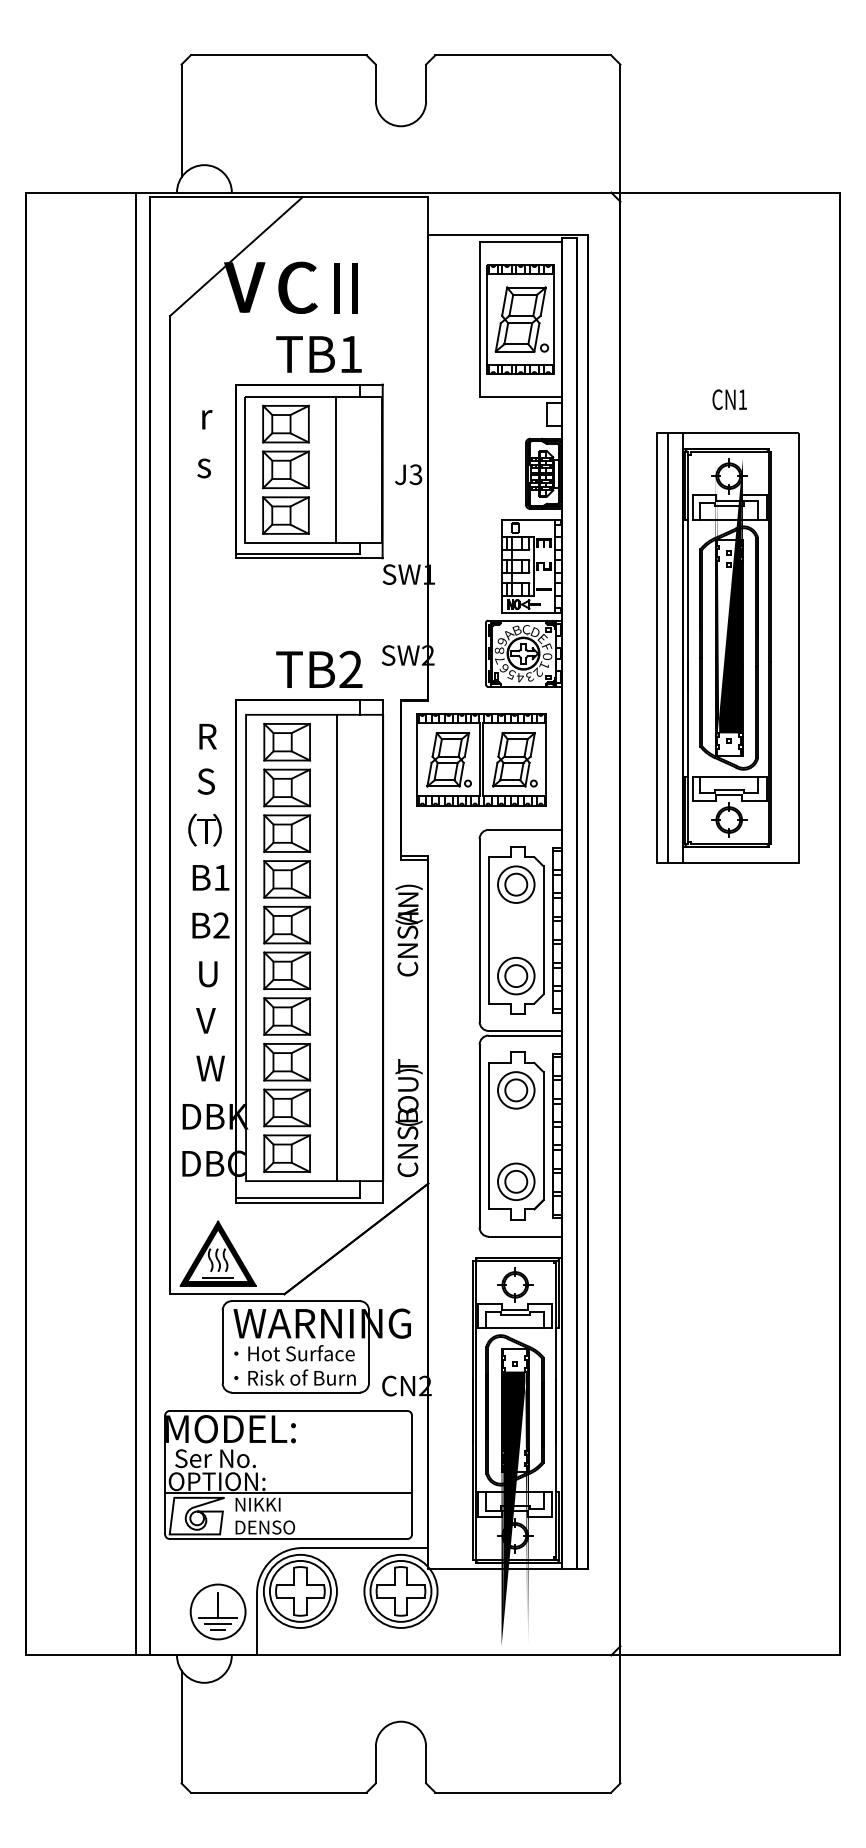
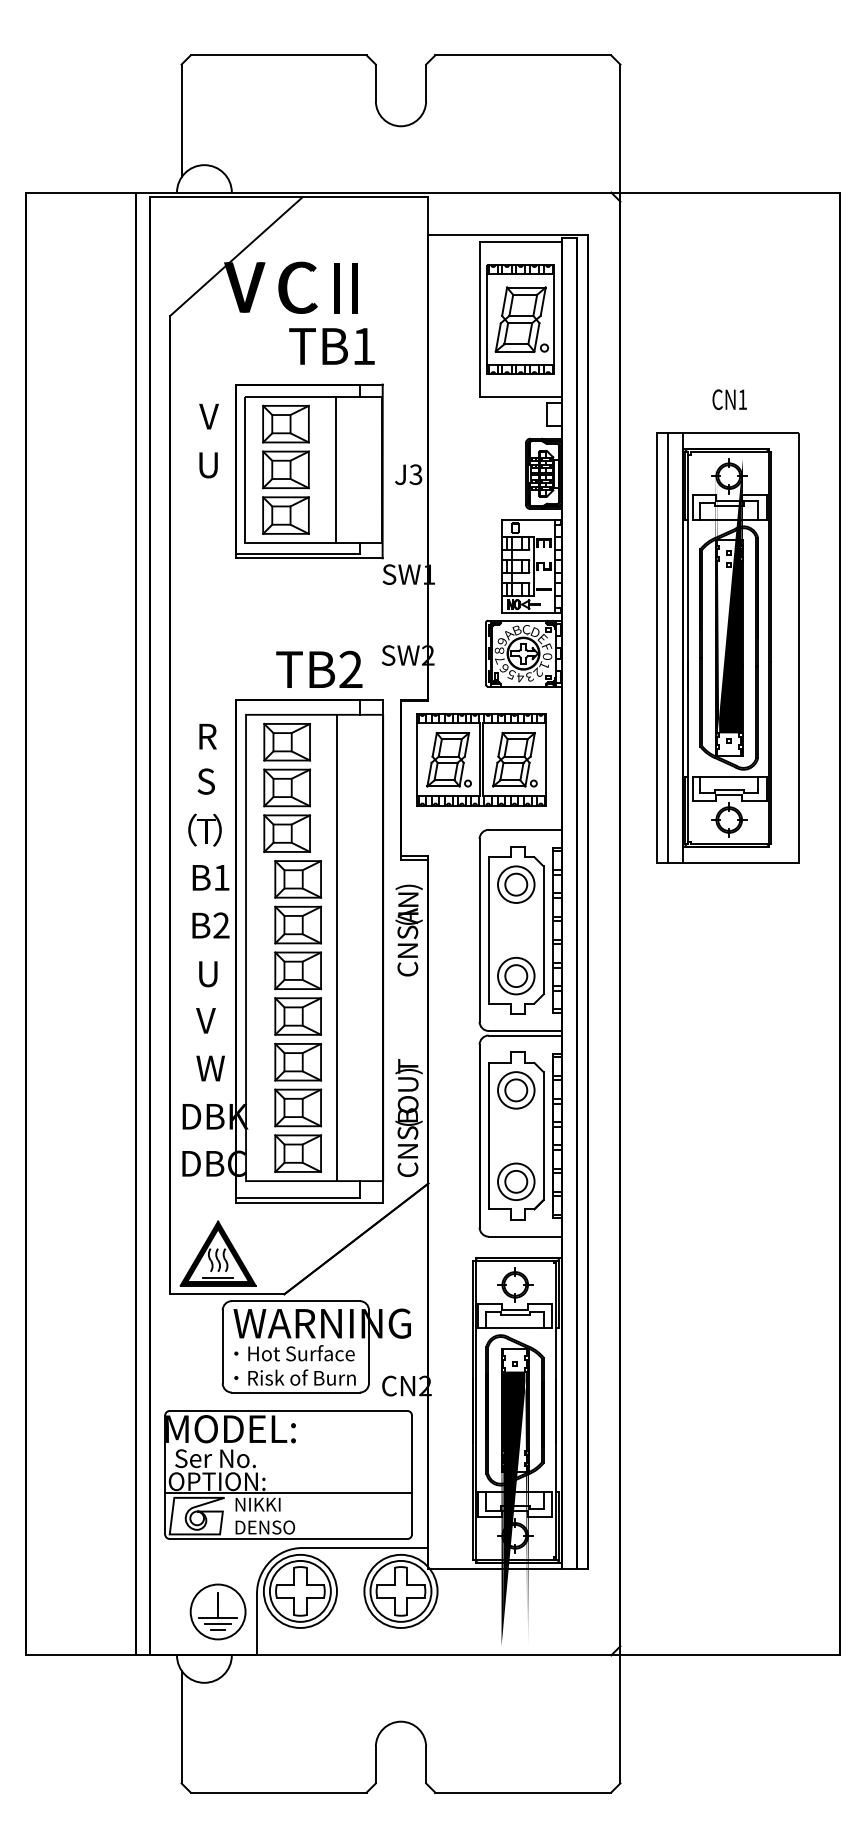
text position: (318, 354) -> (331, 346) (331, 346)
text: r -> V (208, 416)
text: s -> U (207, 465)
part position: (287, 1016) -> (298, 1016) (298, 1016)
